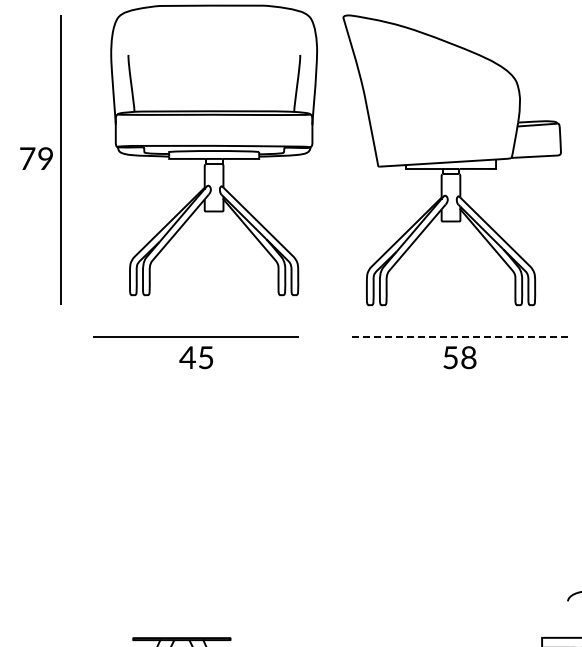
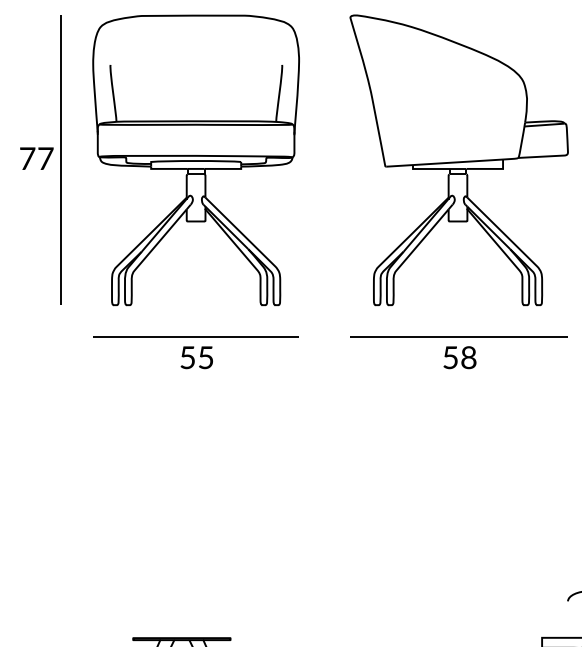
part position: (213, 150) -> (195, 160) (195, 160)
text: 79 -> 77 (45, 158)
part position: (451, 160) -> (458, 160) (458, 160)
line: dashed -> solid (459, 337)
text: 45 -> 55 (187, 357)
